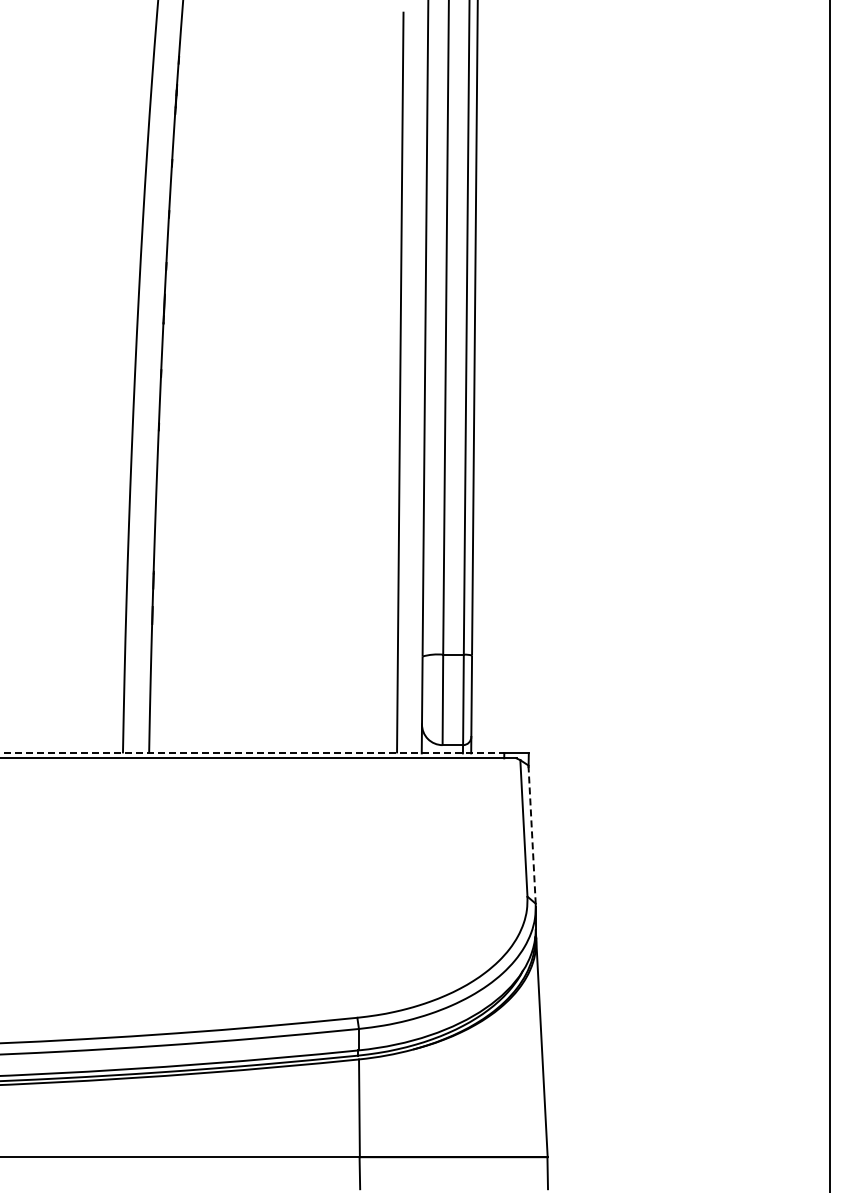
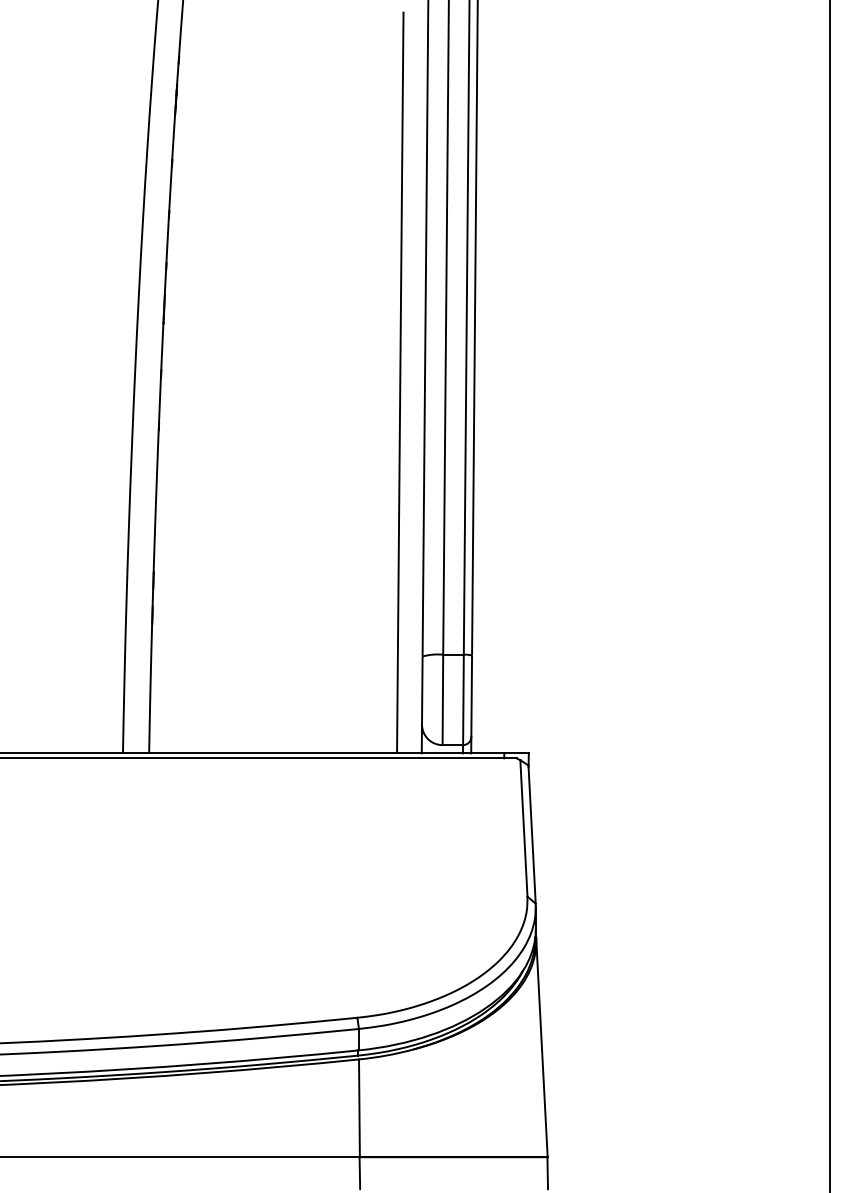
line: dashed -> solid (252, 753)
line: dashed -> solid (532, 835)
